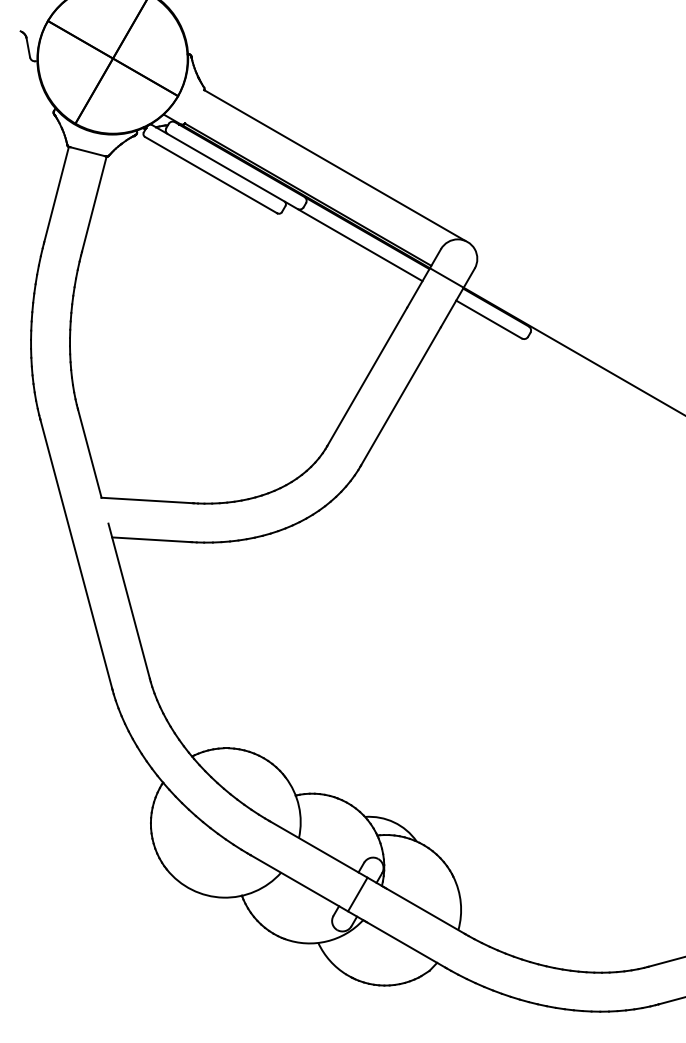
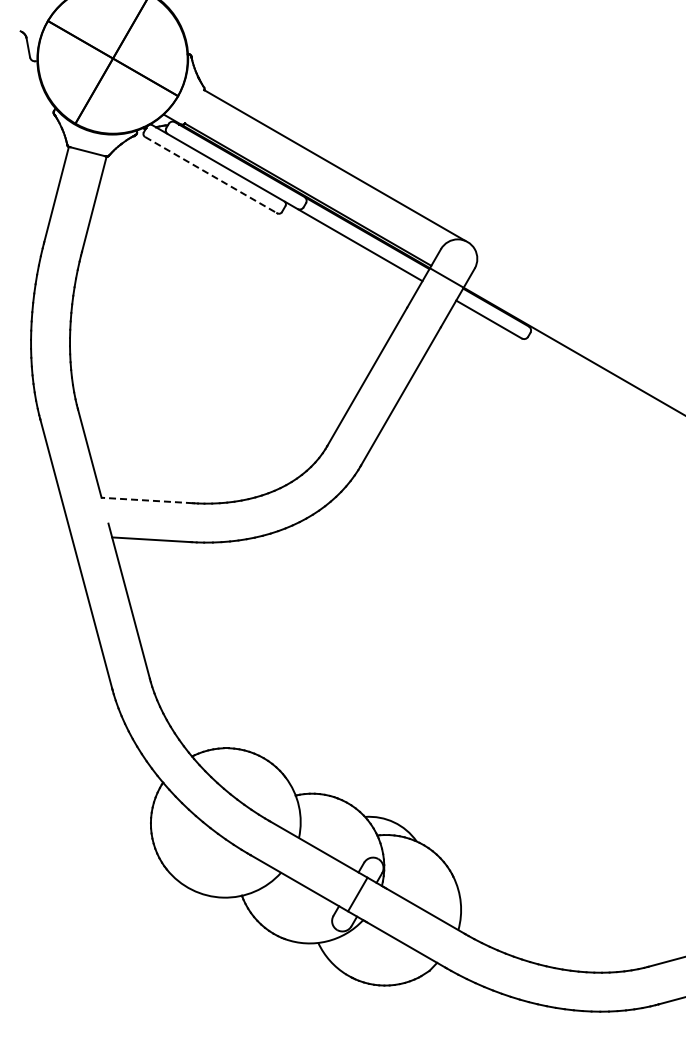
line: solid -> dashed (211, 175)
line: solid -> dashed (147, 500)
